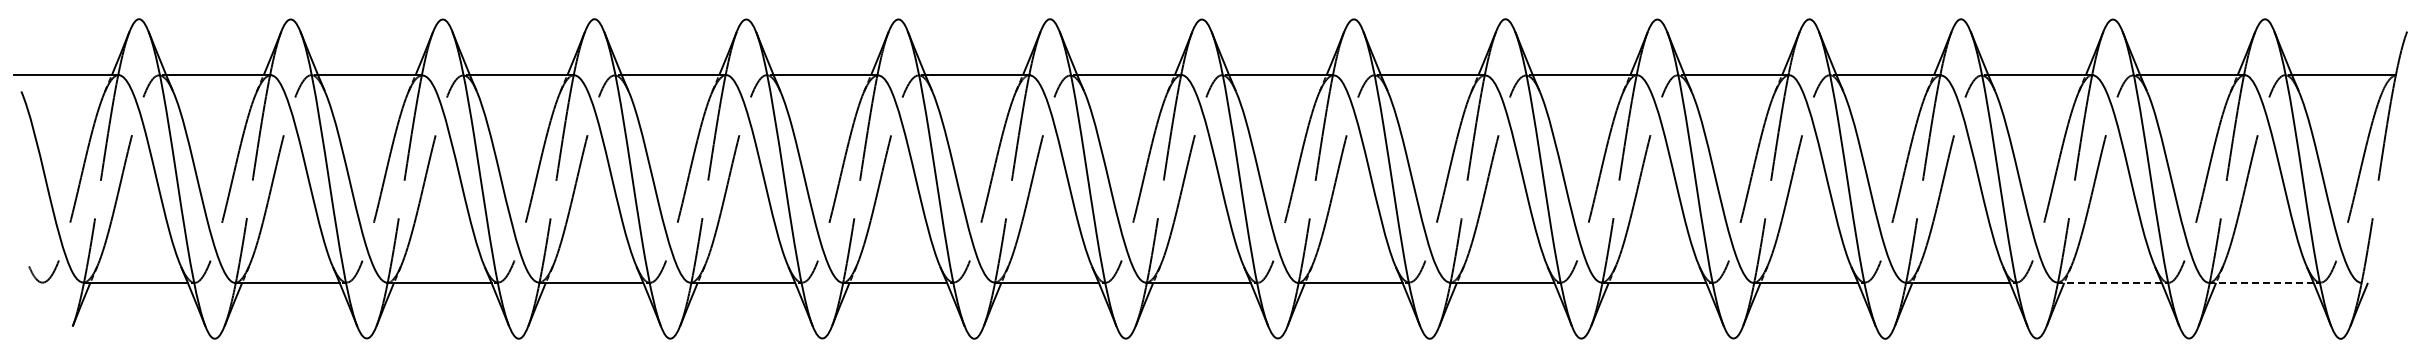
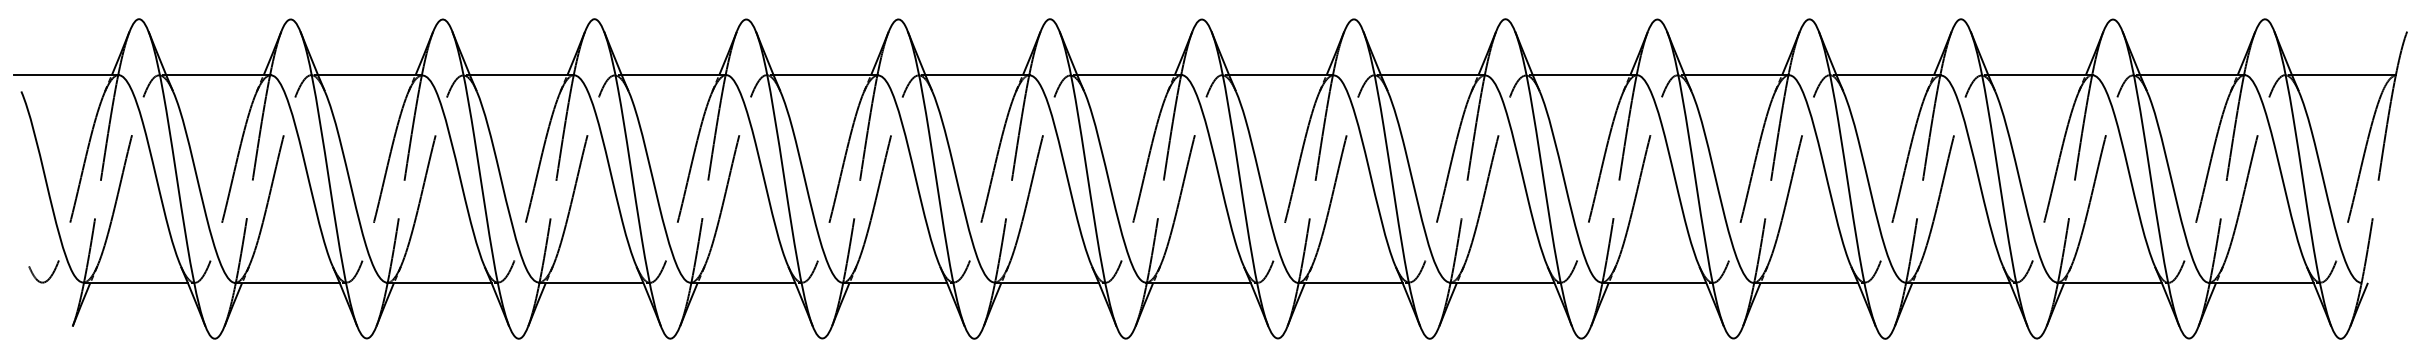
line: dashed -> solid (2109, 282)
line: dashed -> solid (2260, 282)
